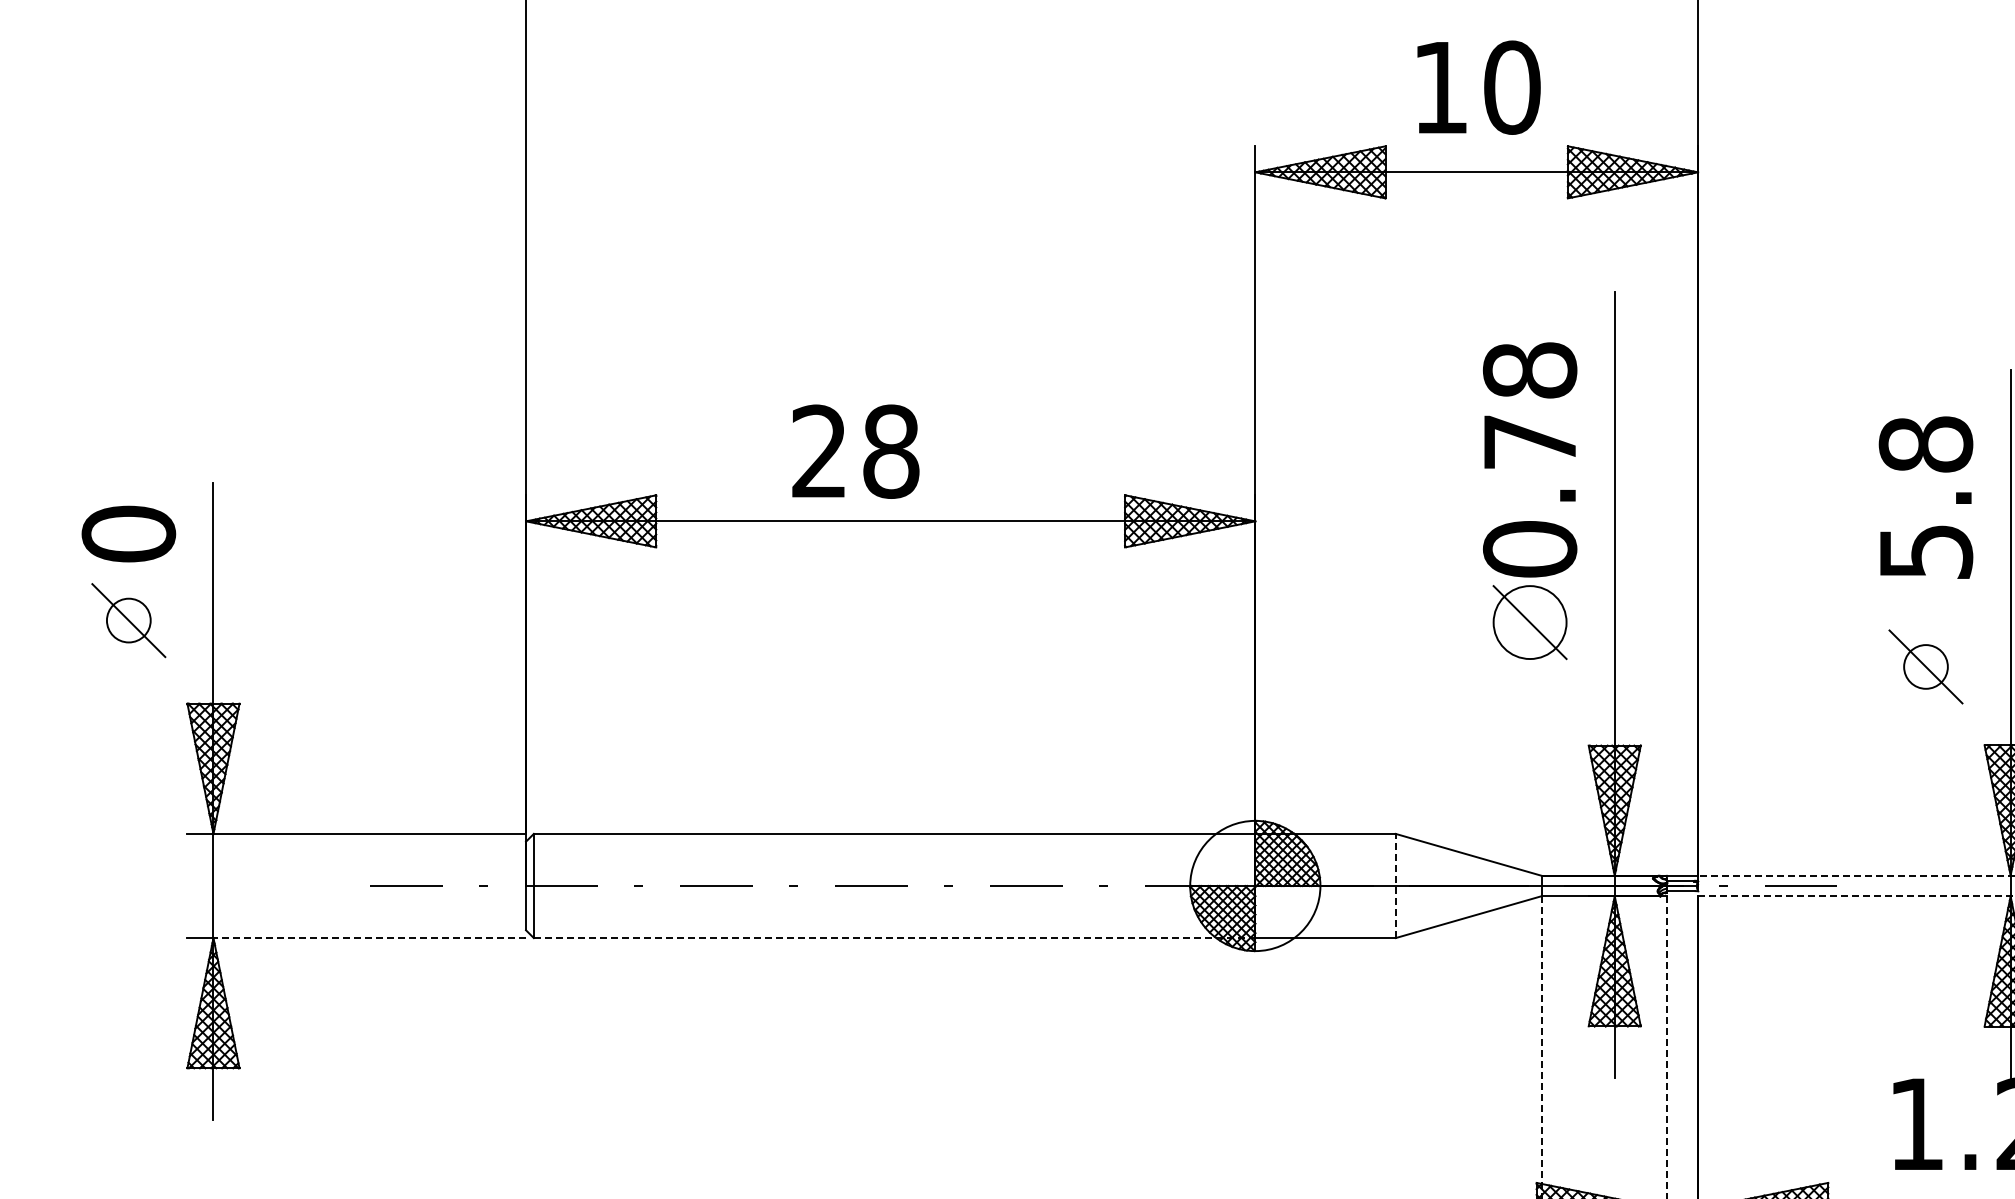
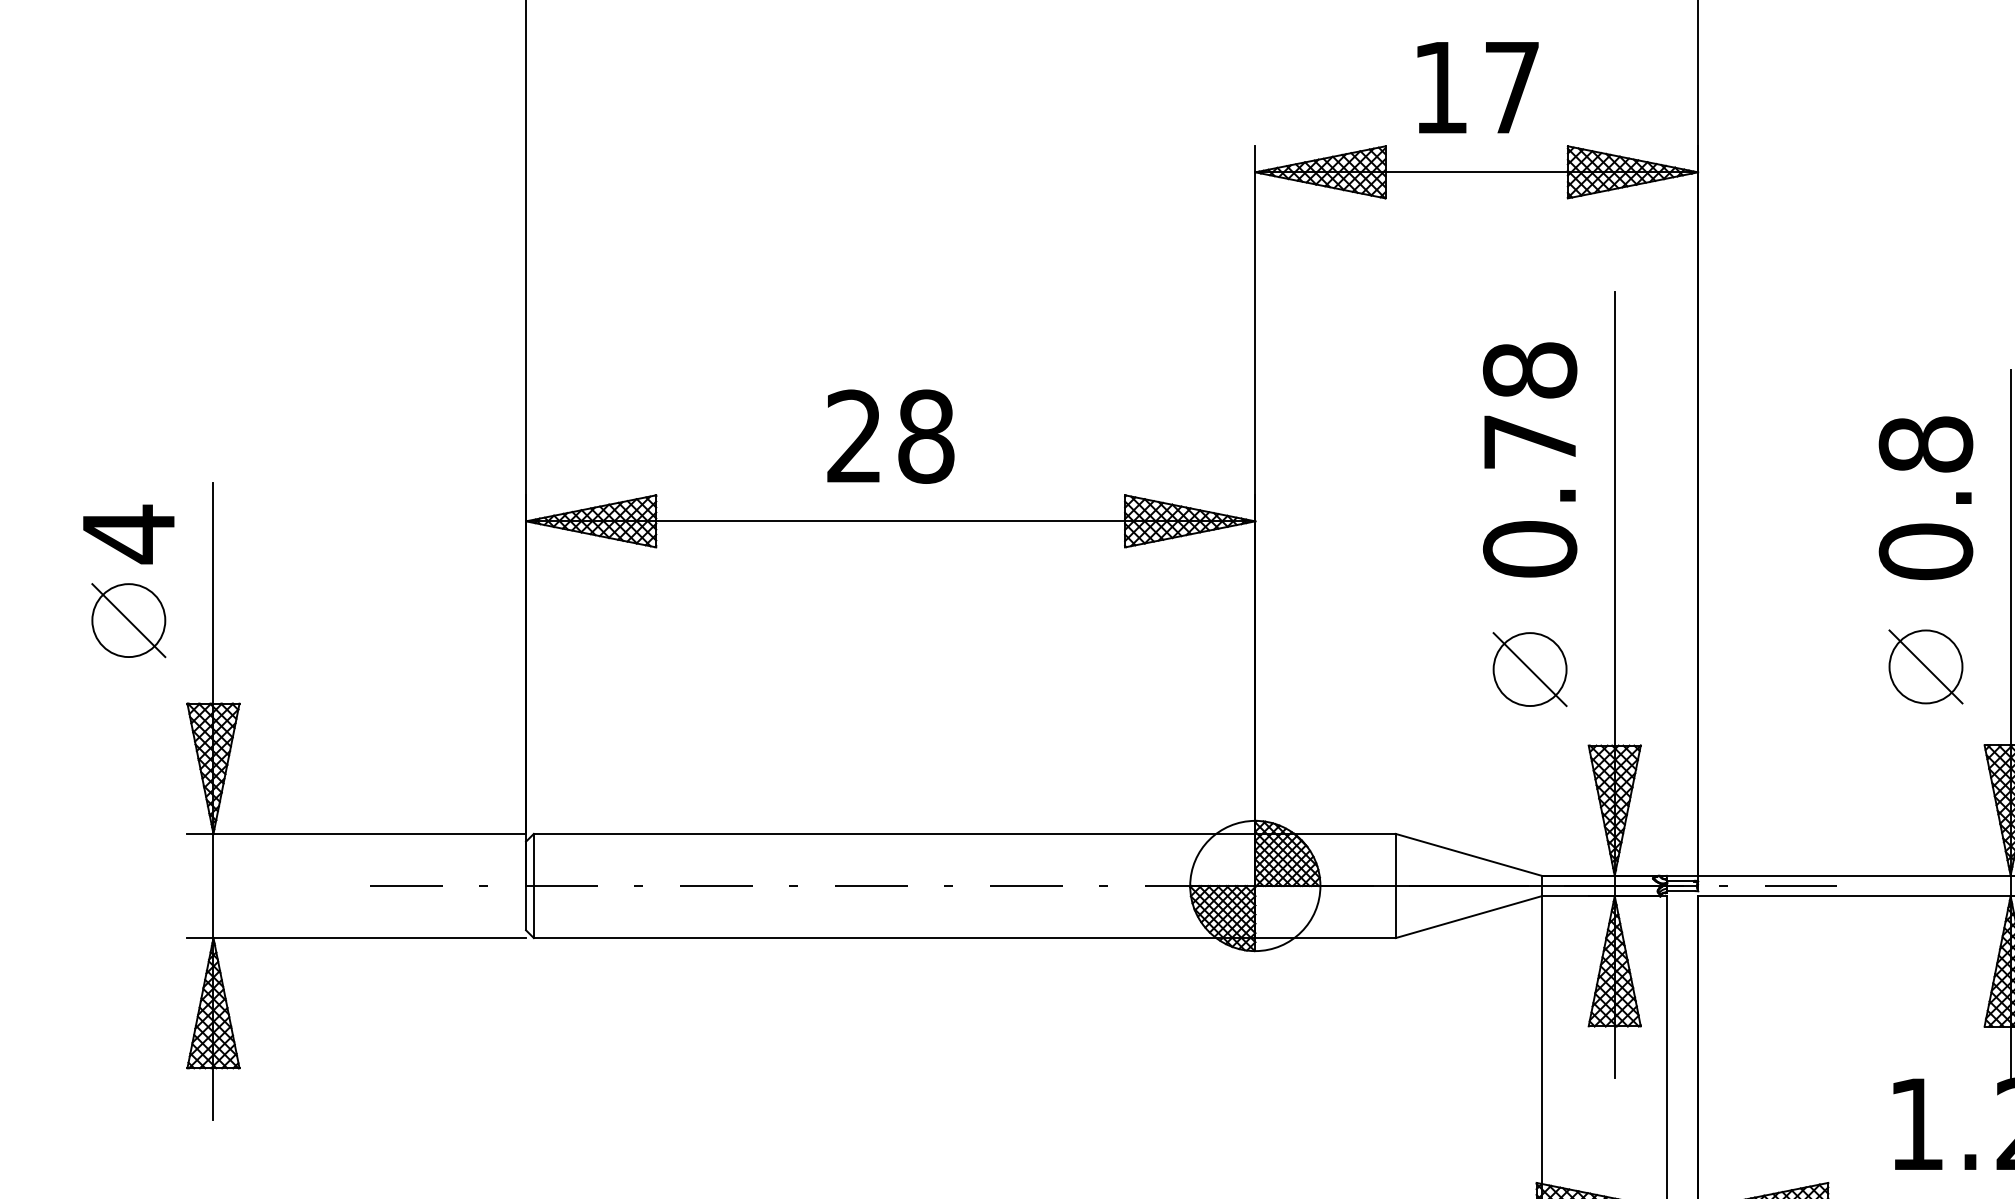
text: 10 -> 17 (1512, 87)
text position: (855, 451) -> (890, 436) (890, 436)
text: 0 -> 4 (128, 534)
text: 5.8 -> 0.8 (1925, 551)
circle diameter: 44 px -> 73 px (128, 620)
part position: (1529, 622) -> (1529, 669) (1529, 669)
circle diameter: 44 px -> 73 px (1925, 666)
line: dashed -> solid (1855, 875)
line: dashed -> solid (1395, 885)
line: dashed -> solid (1856, 896)
line: dashed -> solid (369, 938)
line: dashed -> solid (894, 938)
line: dashed -> solid (1541, 1047)
line: dashed -> solid (1666, 1047)
